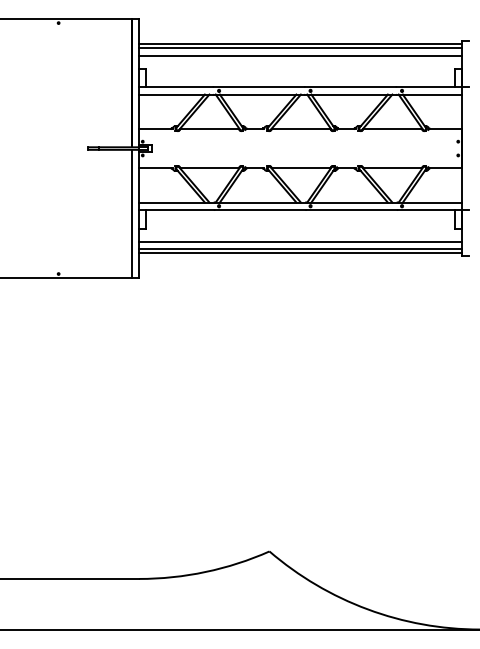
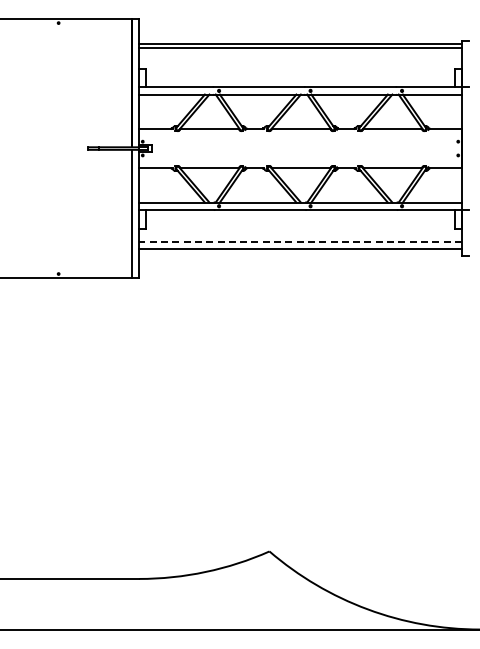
line: present -> none (300, 55)
line: solid -> dashed (300, 241)
line: present -> none (300, 252)
